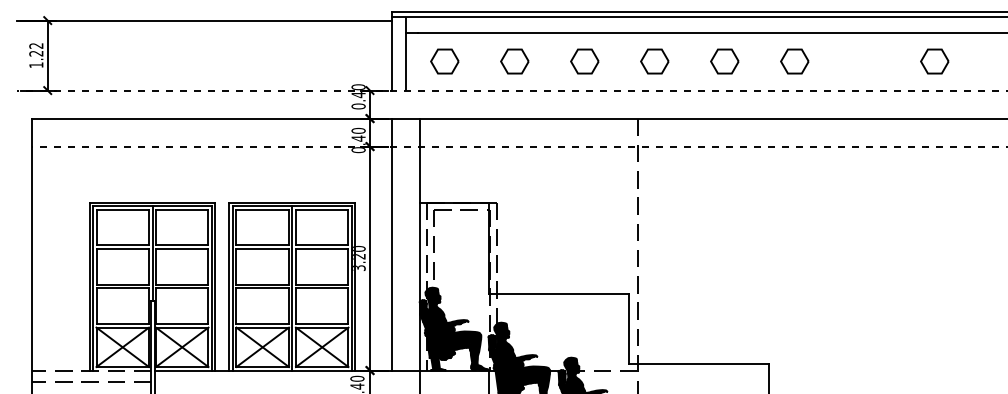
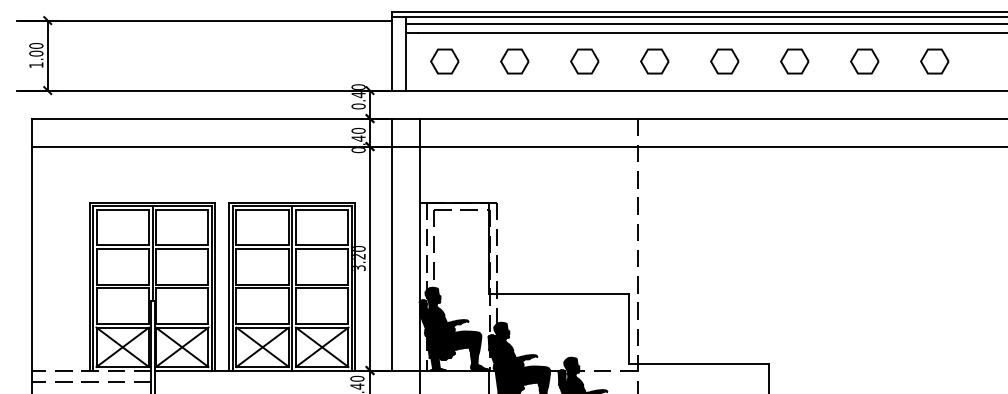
line: none -> present (704, 24)
text: 1.22 -> 1.00 (36, 49)
part: none -> present (864, 61)
line: dashed -> solid (511, 90)
line: dashed -> solid (519, 146)
